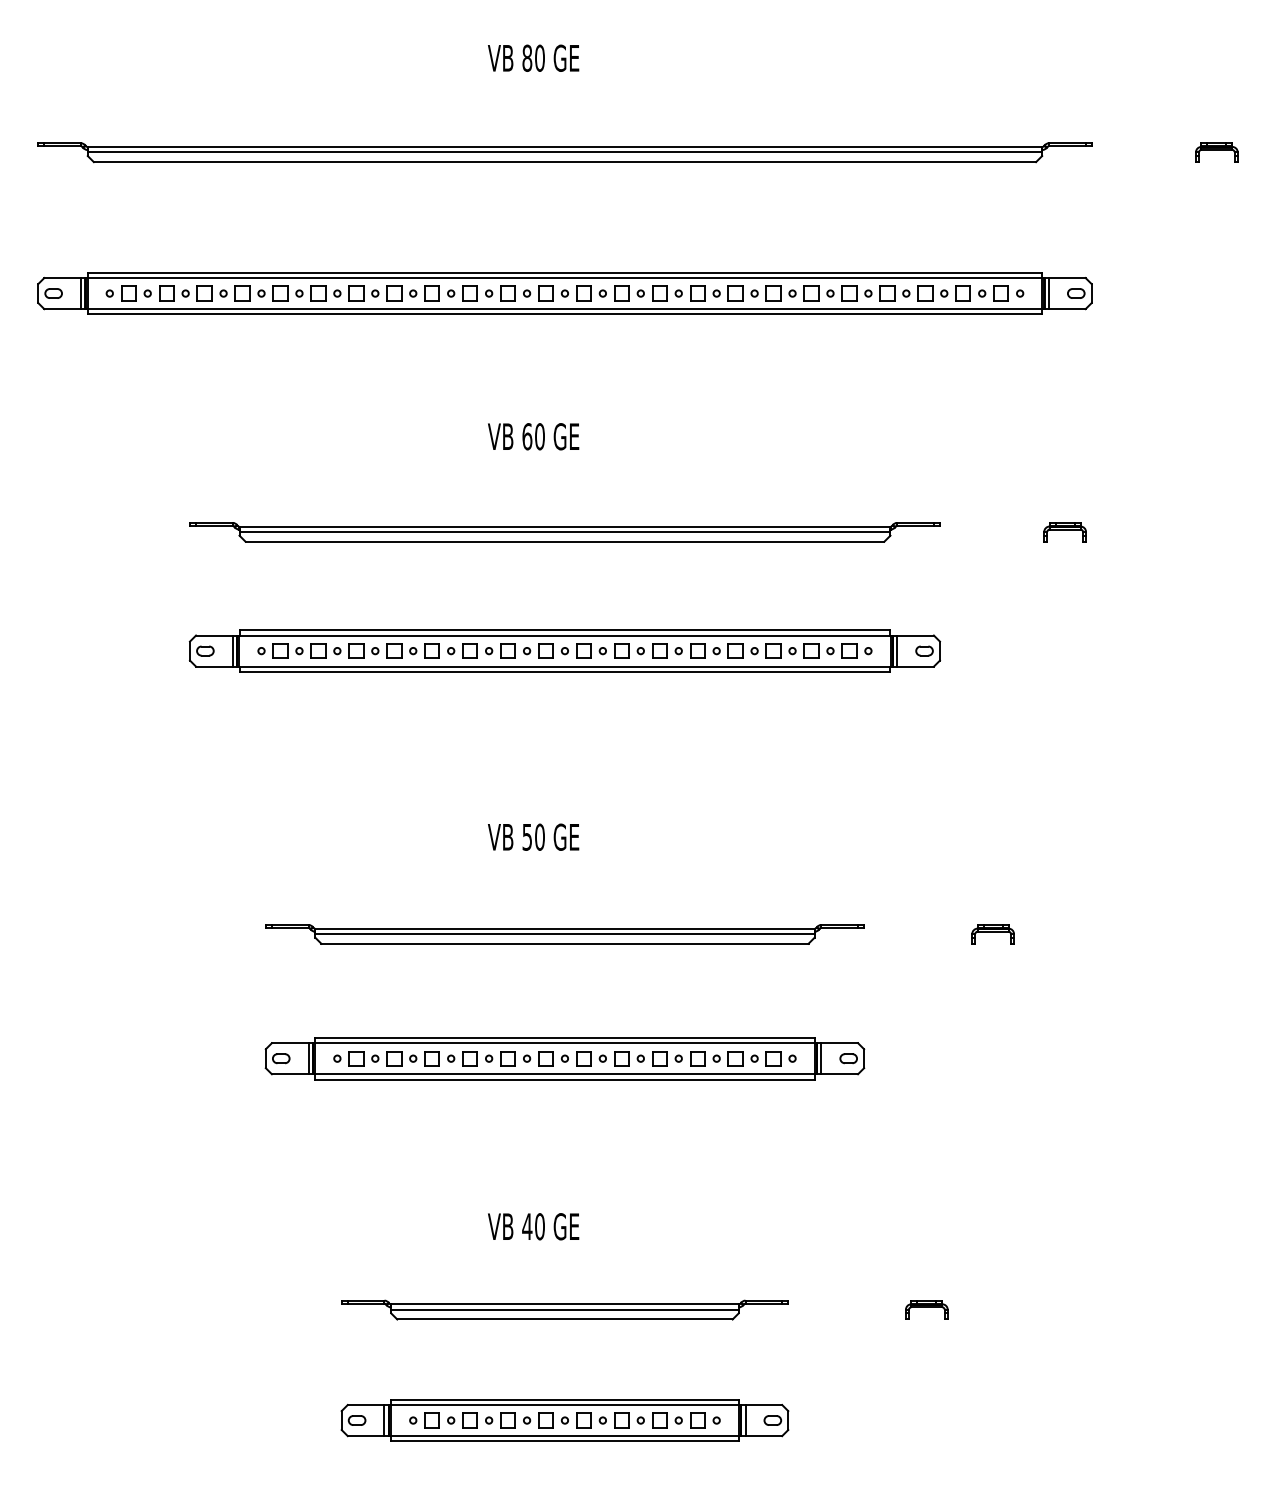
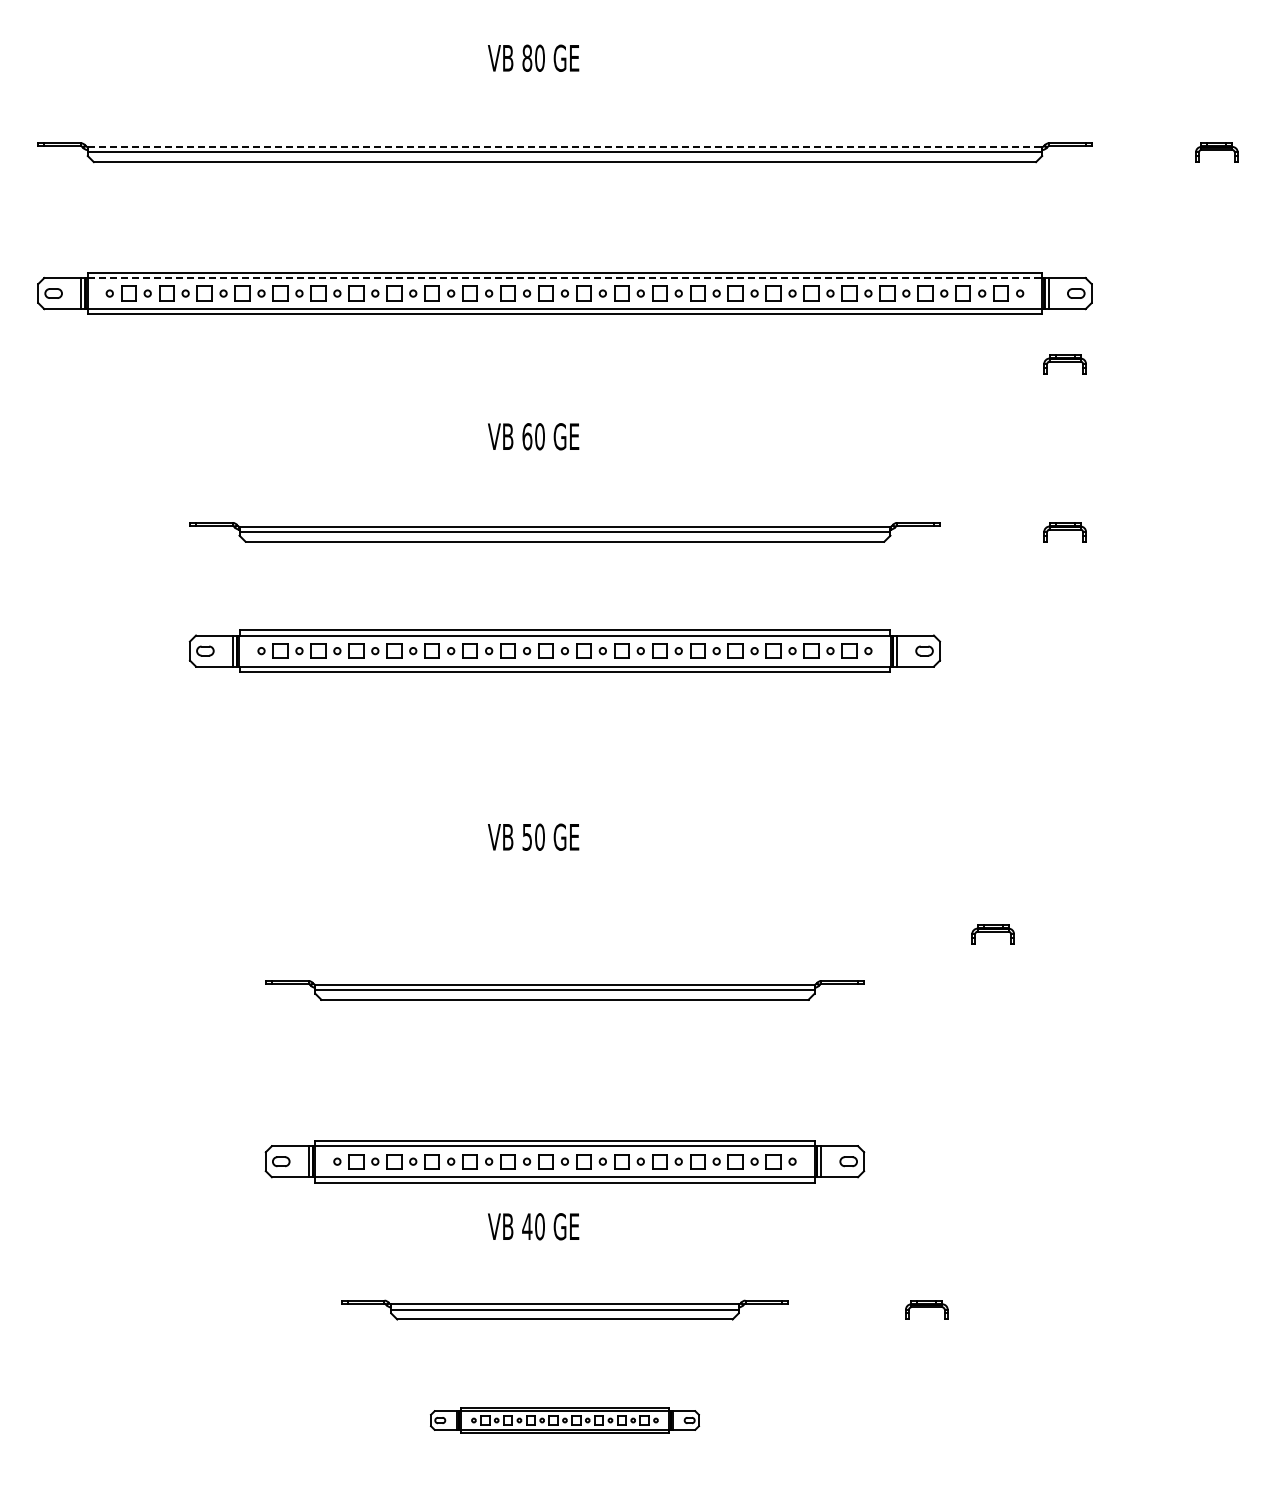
line: solid -> dashed (565, 146)
line: solid -> dashed (565, 278)
part: none -> present (1064, 364)
part position: (564, 934) -> (564, 990) (564, 990)
part position: (564, 1058) -> (564, 1161) (564, 1161)
part size: 450x43 px -> 270x27 px (564, 1420)
